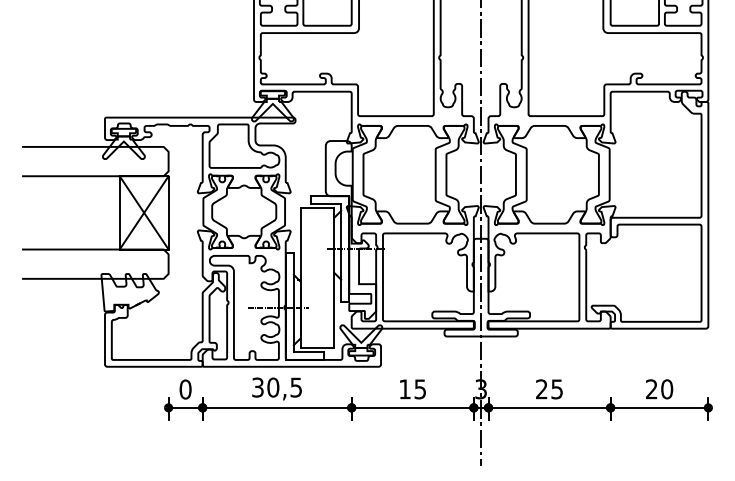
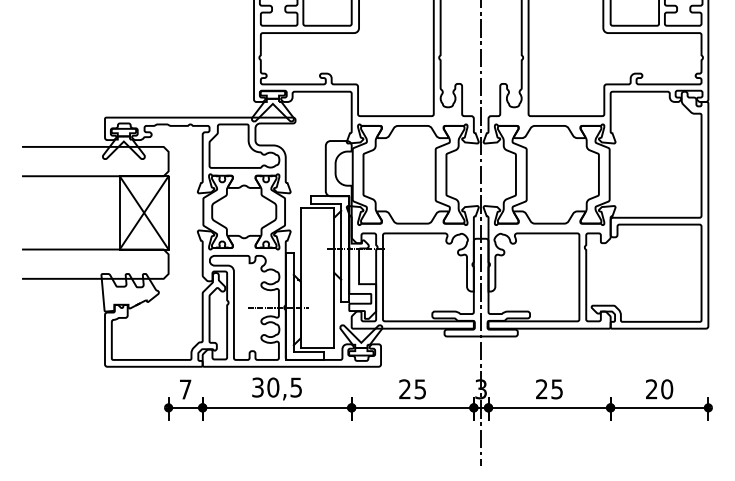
text: 0 -> 7 (185, 389)
text: 15 -> 25 (404, 389)
